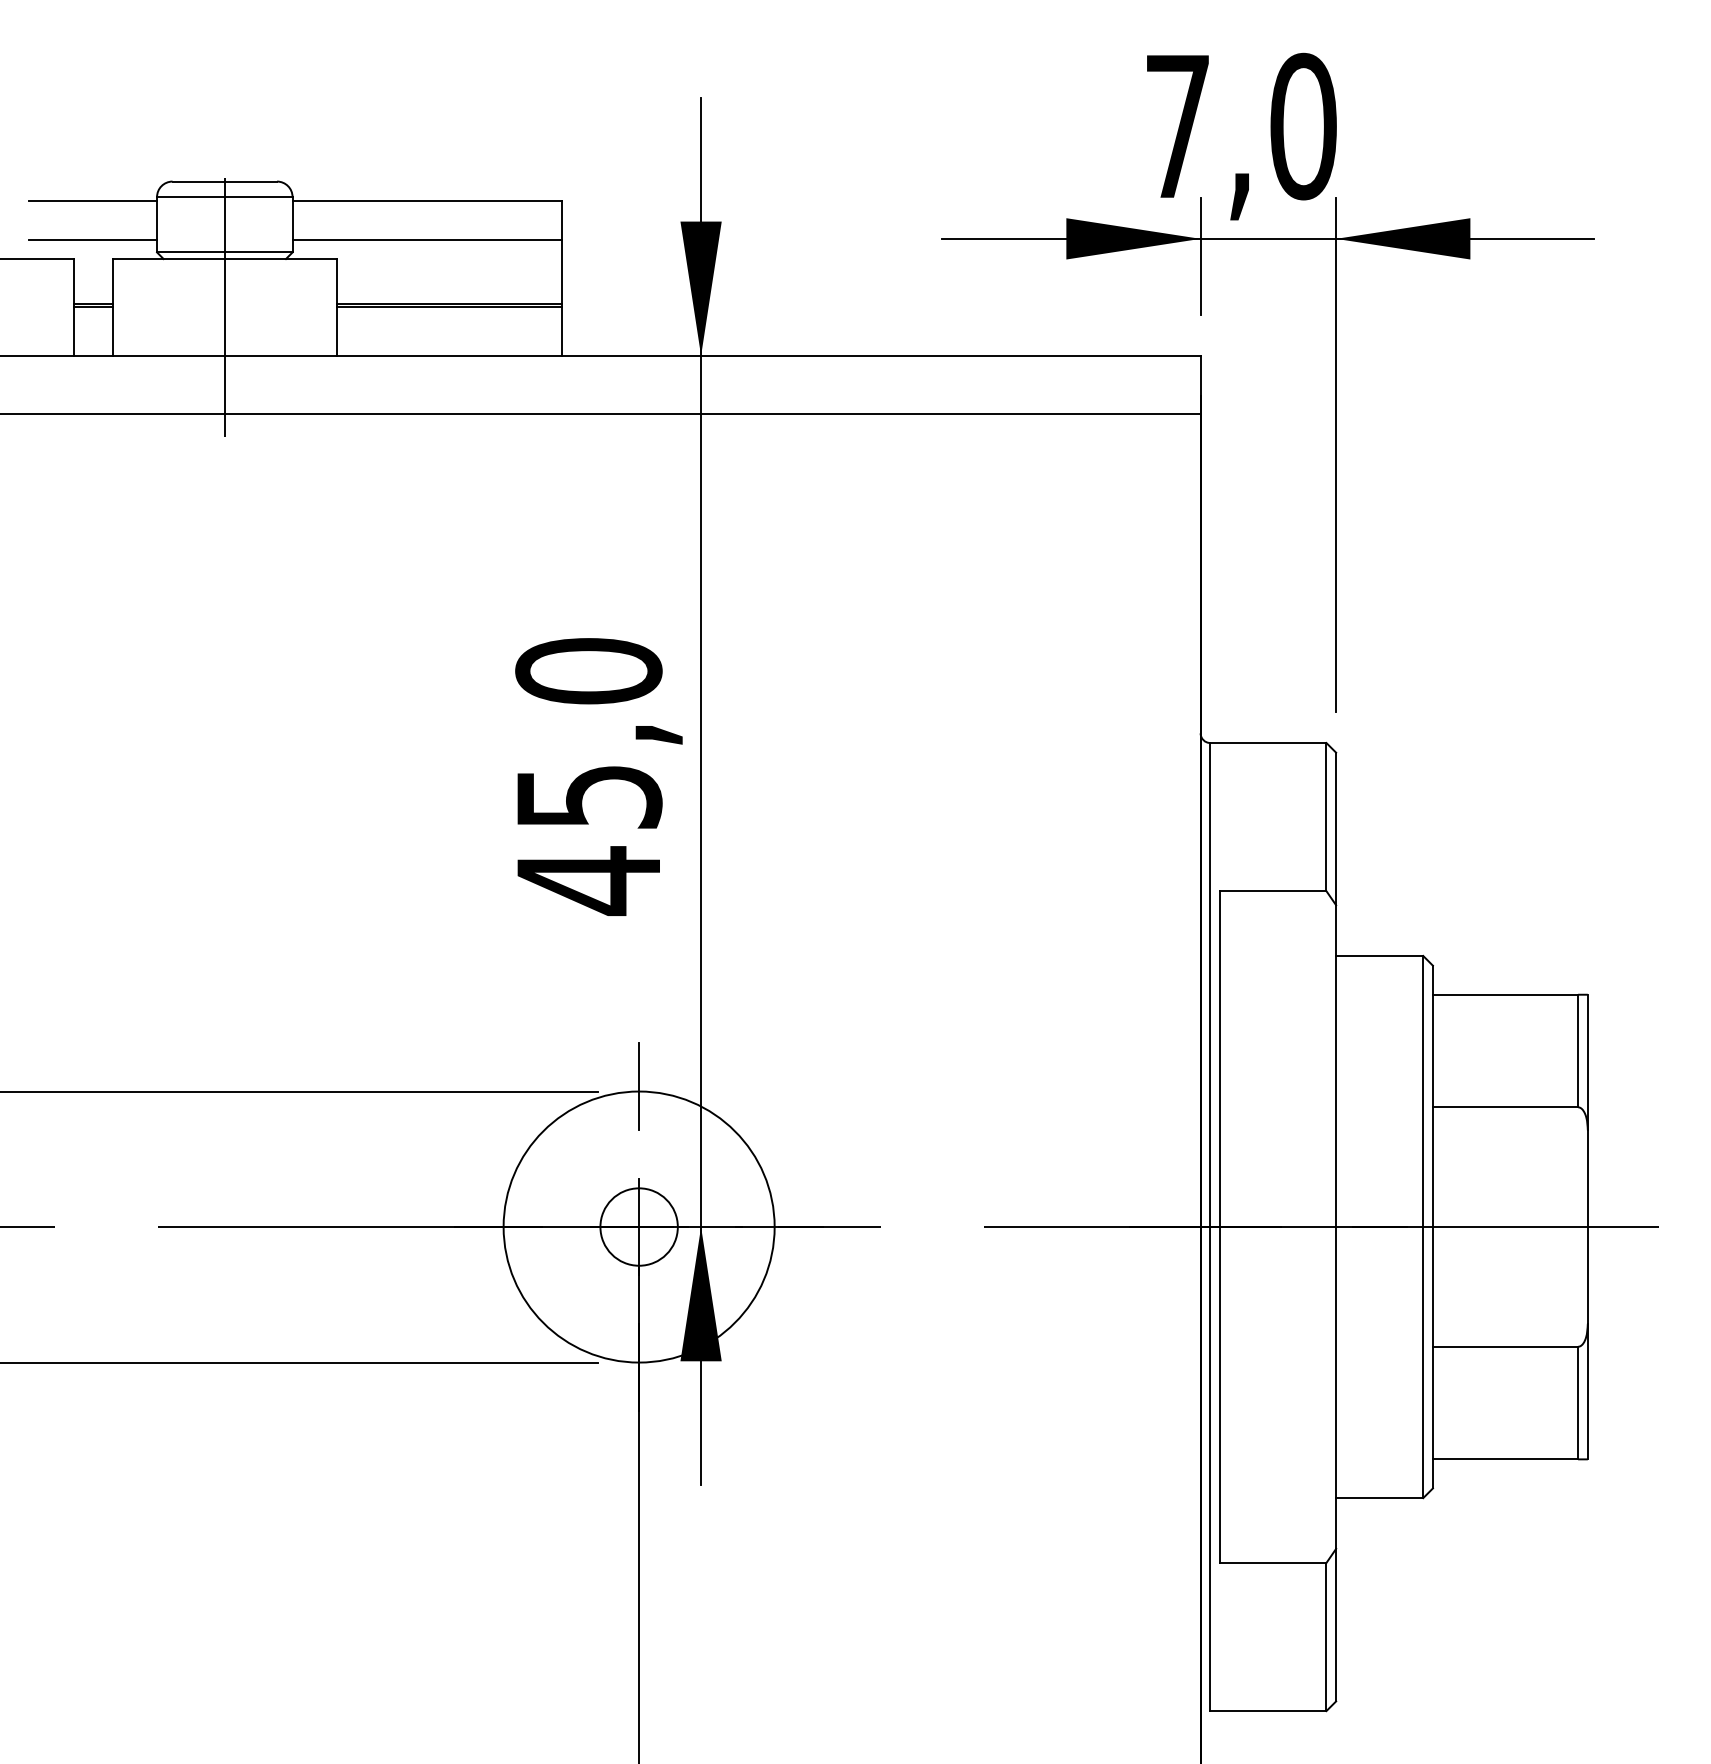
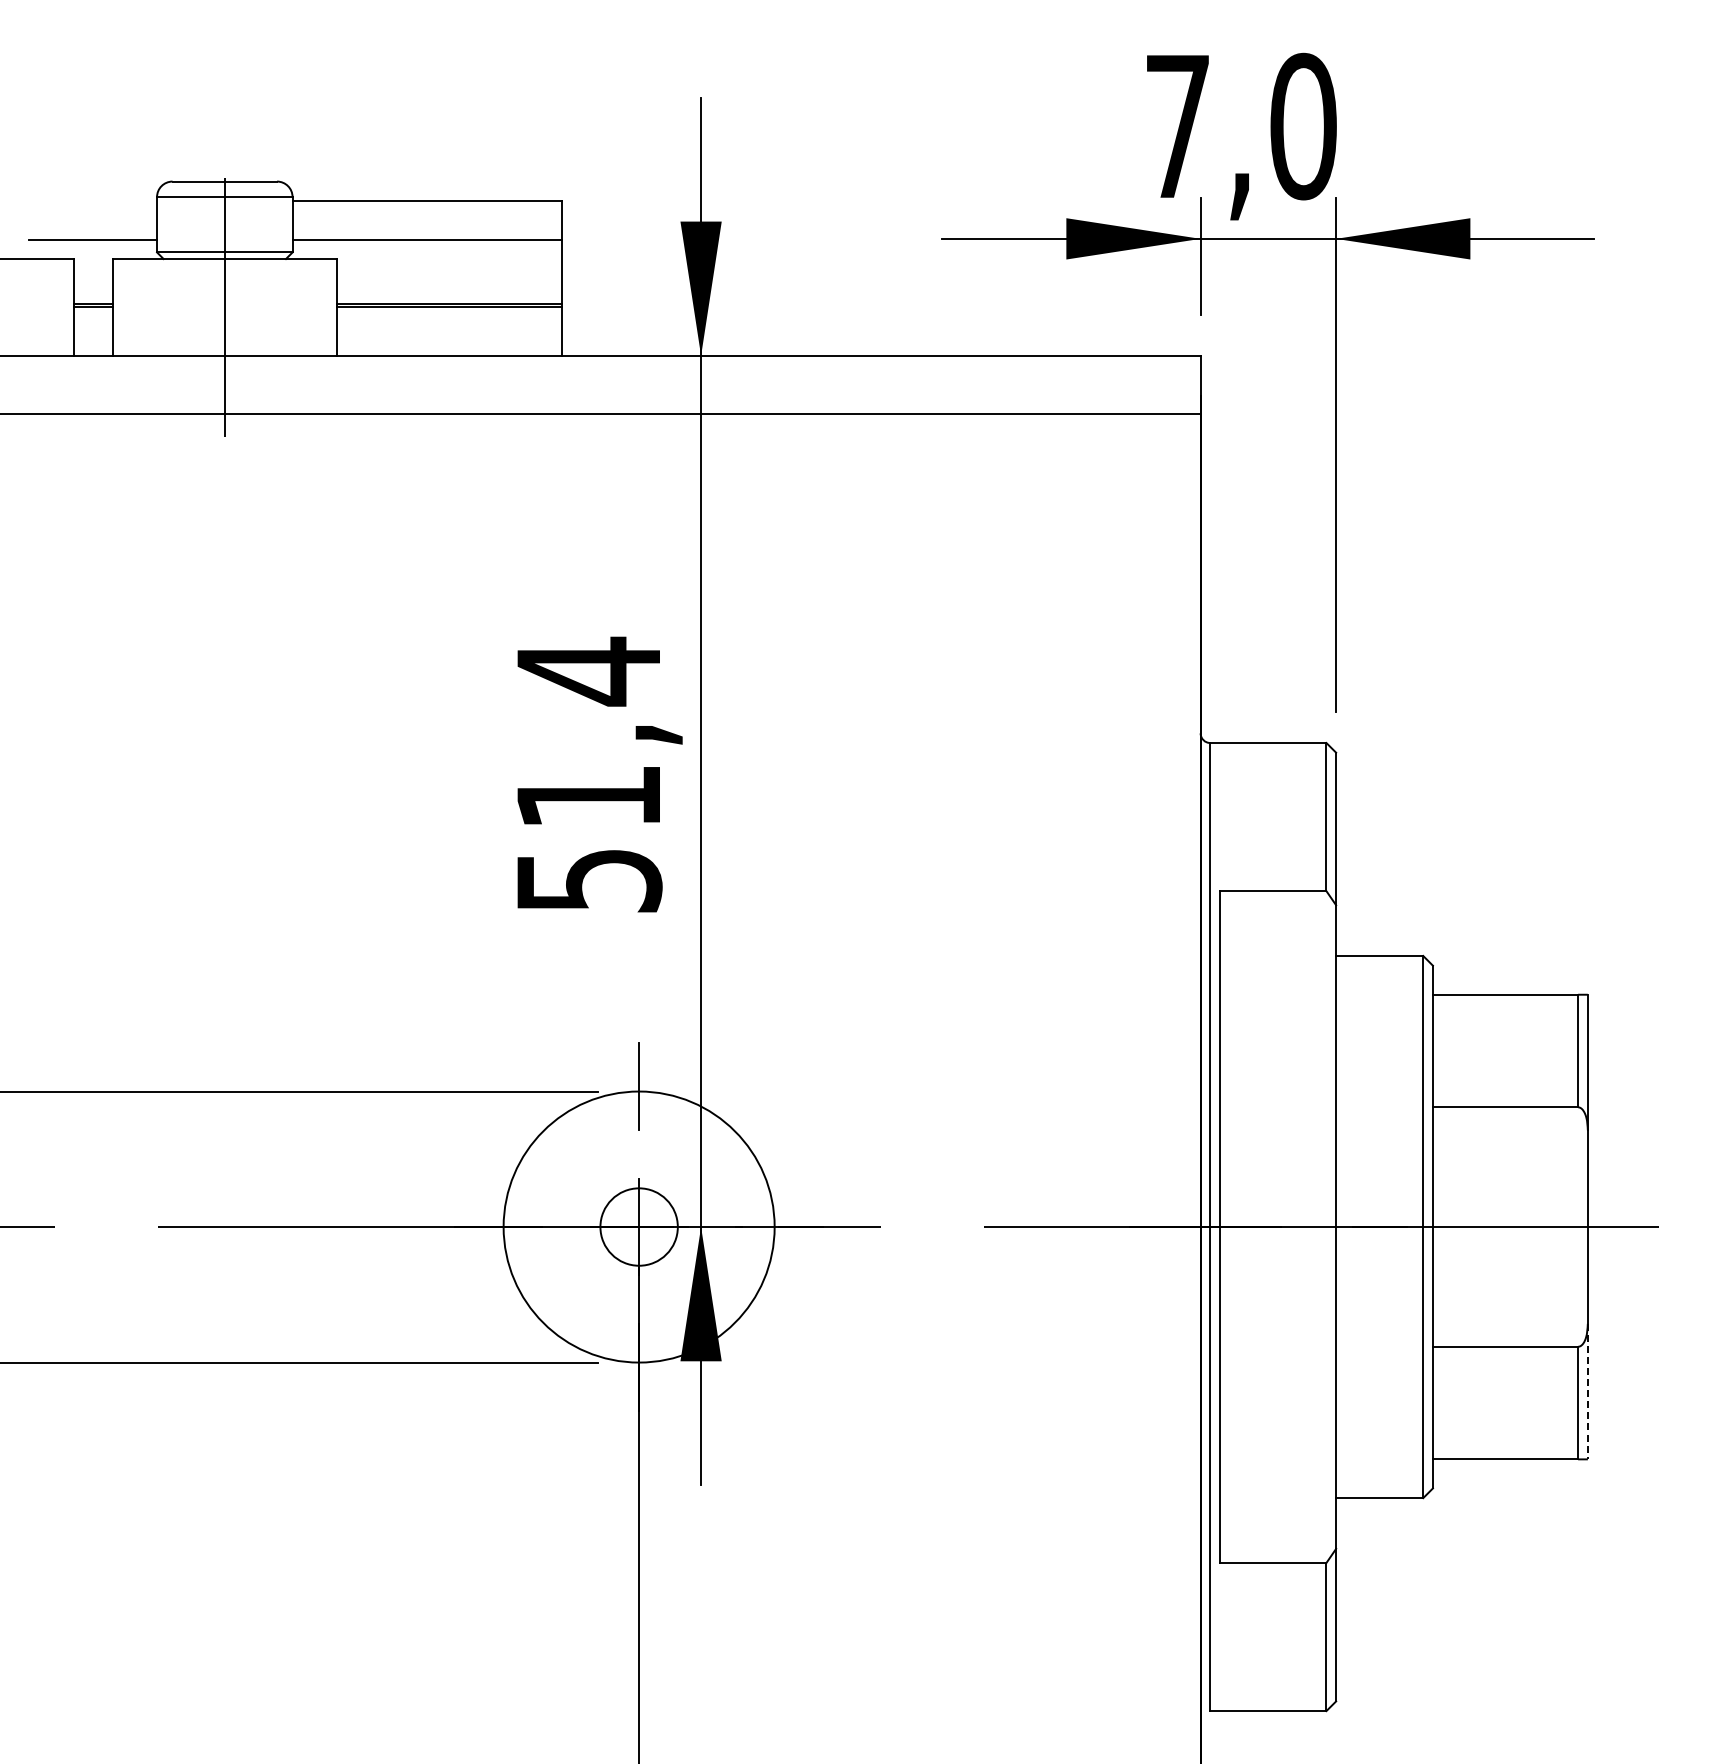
line: present -> none (93, 200)
text: 45,0 -> 51,4 (588, 775)
line: solid -> dashed (1587, 1391)
